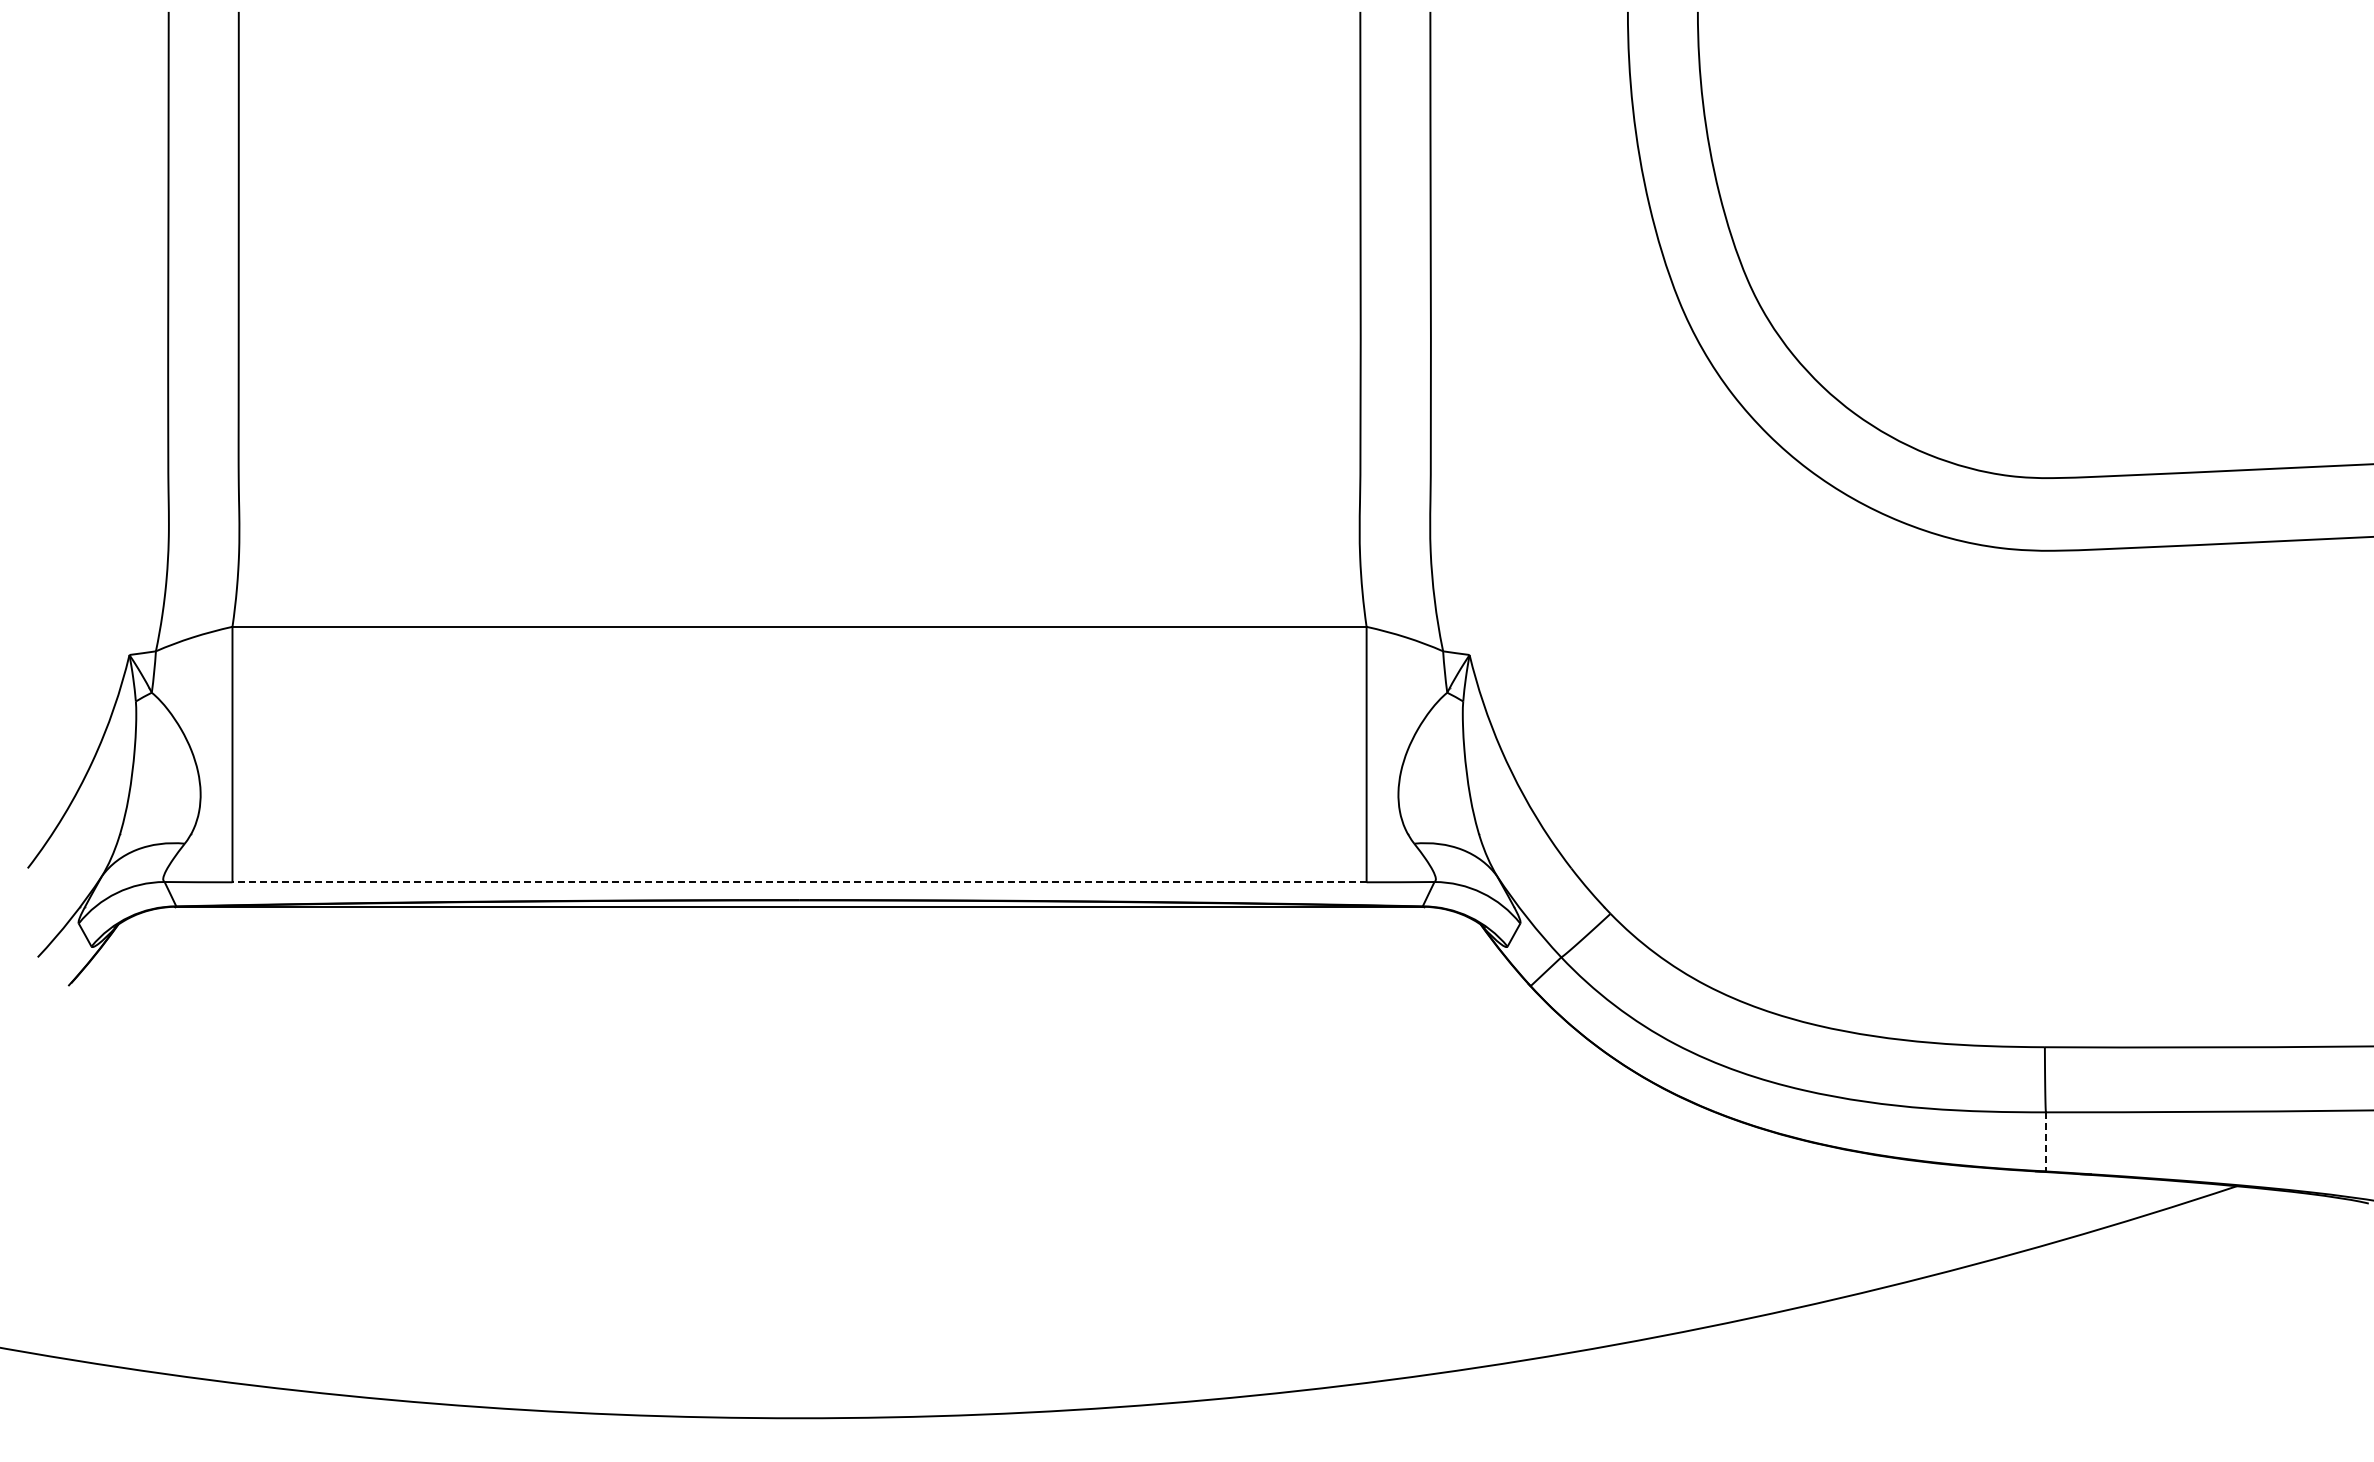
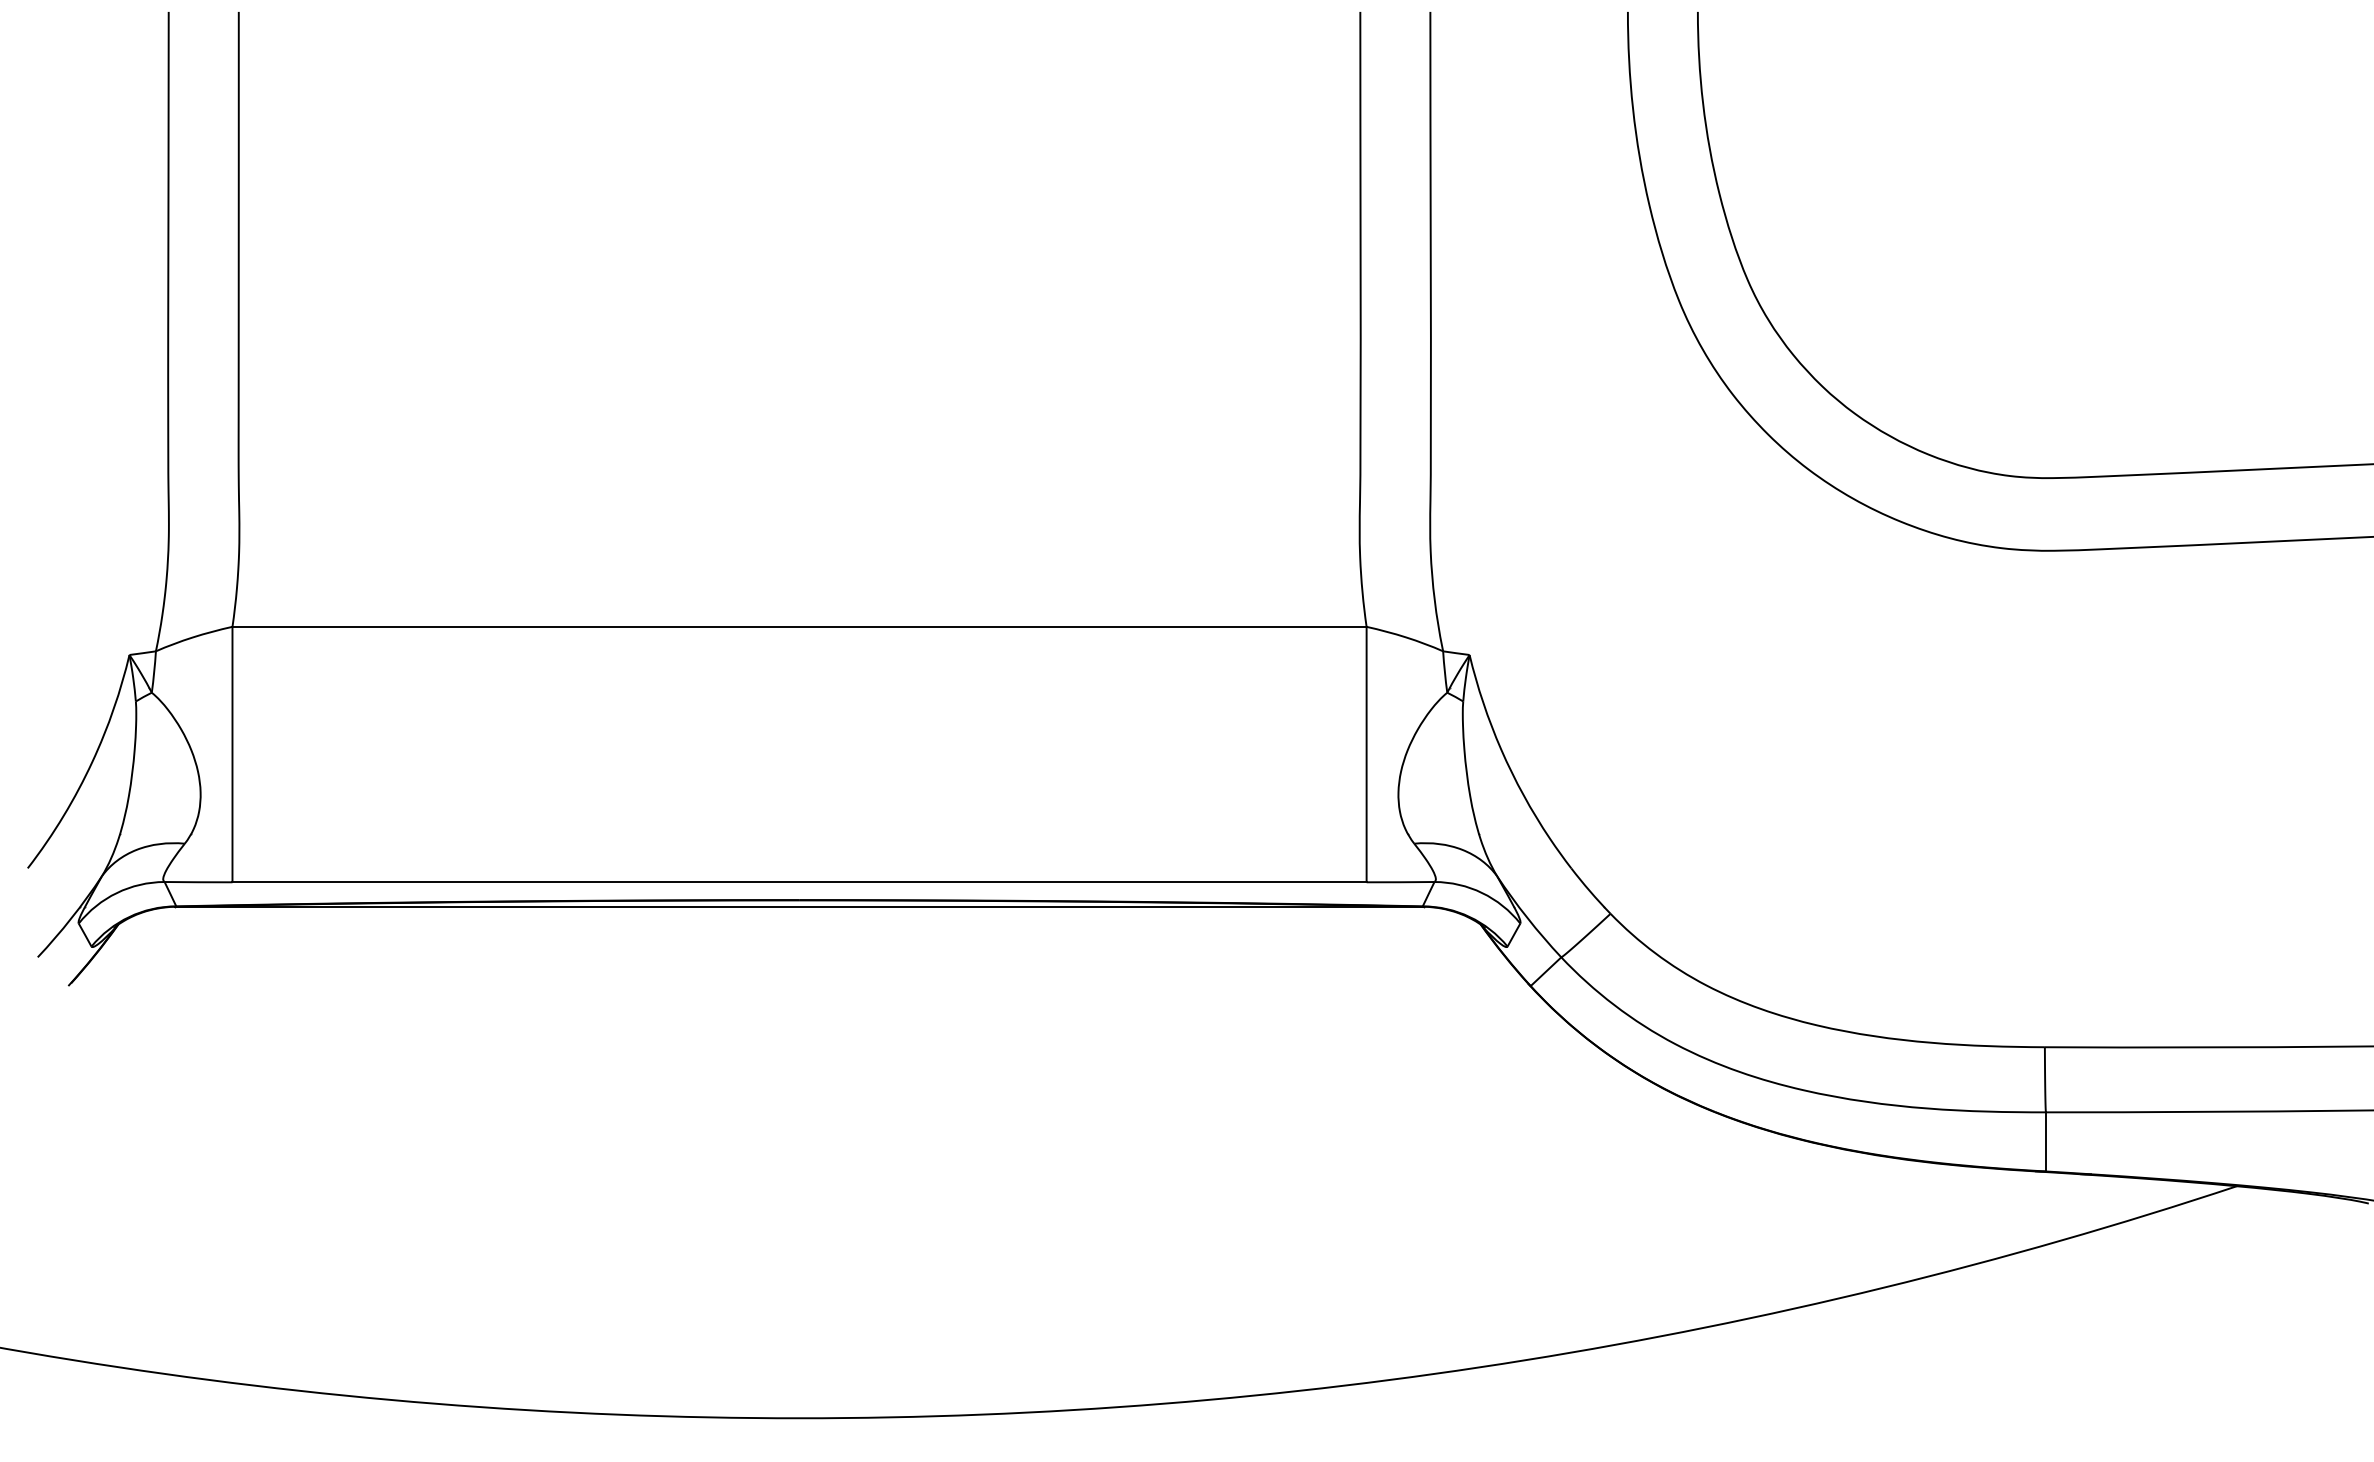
line: dashed -> solid (799, 882)
line: dashed -> solid (2045, 1141)
